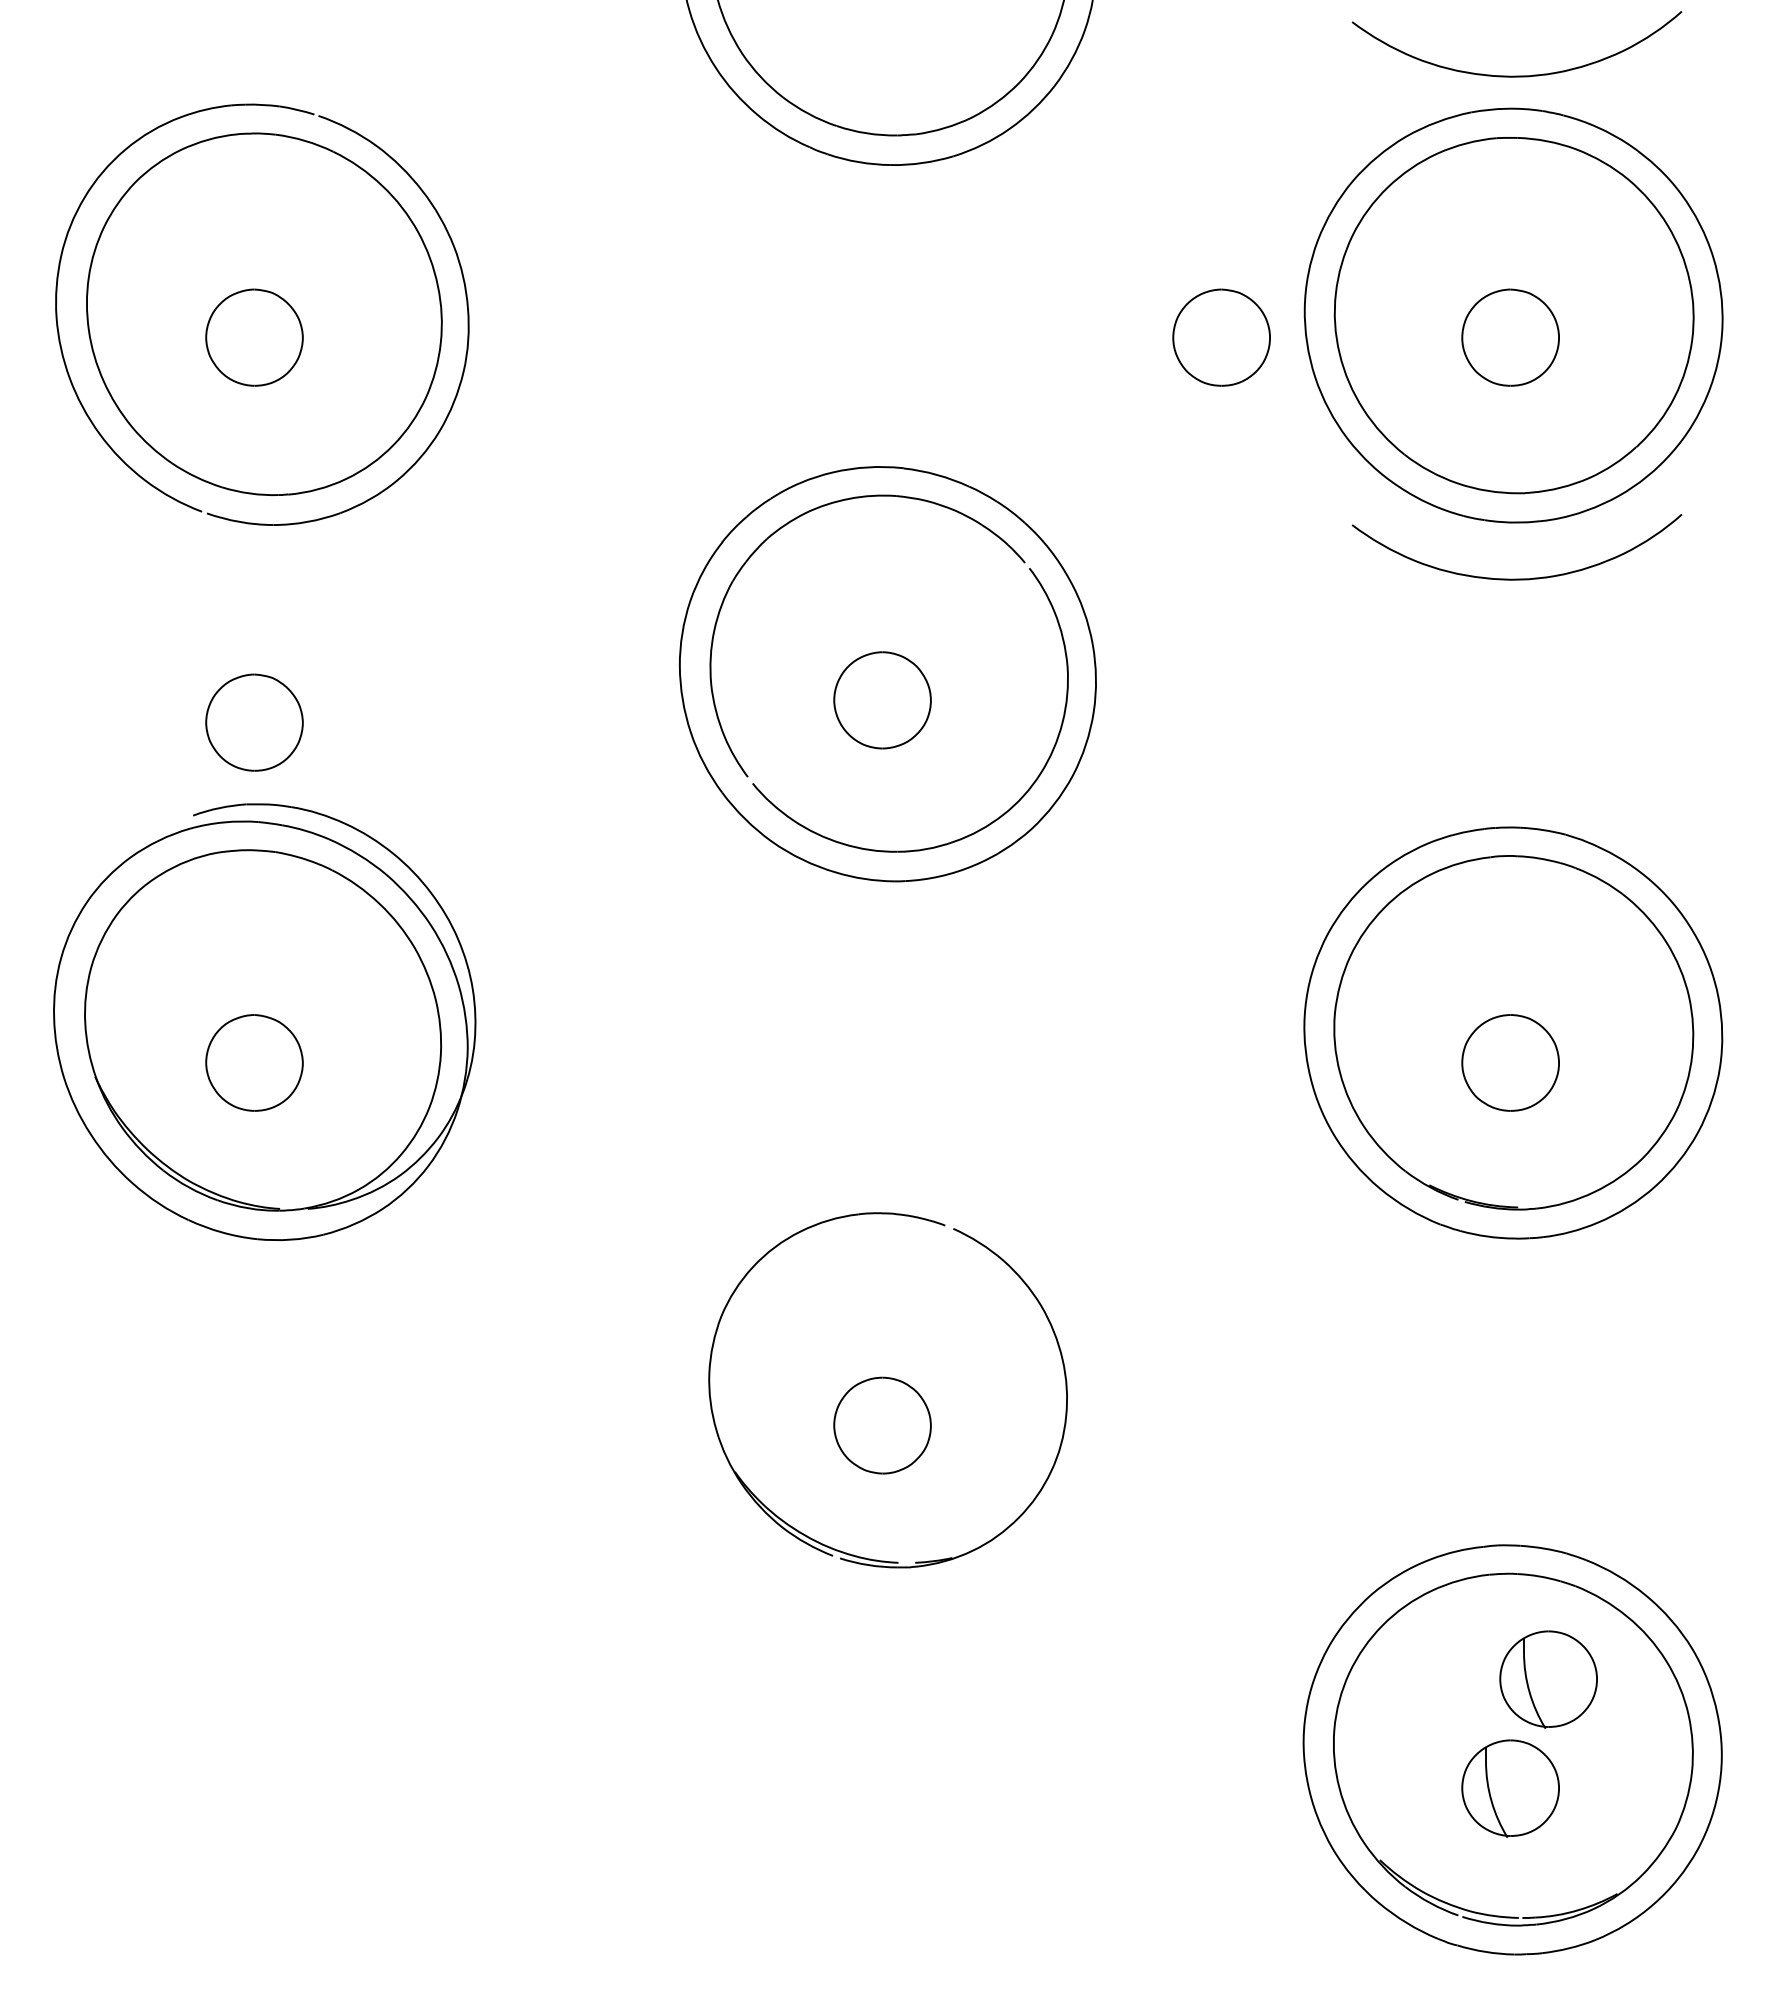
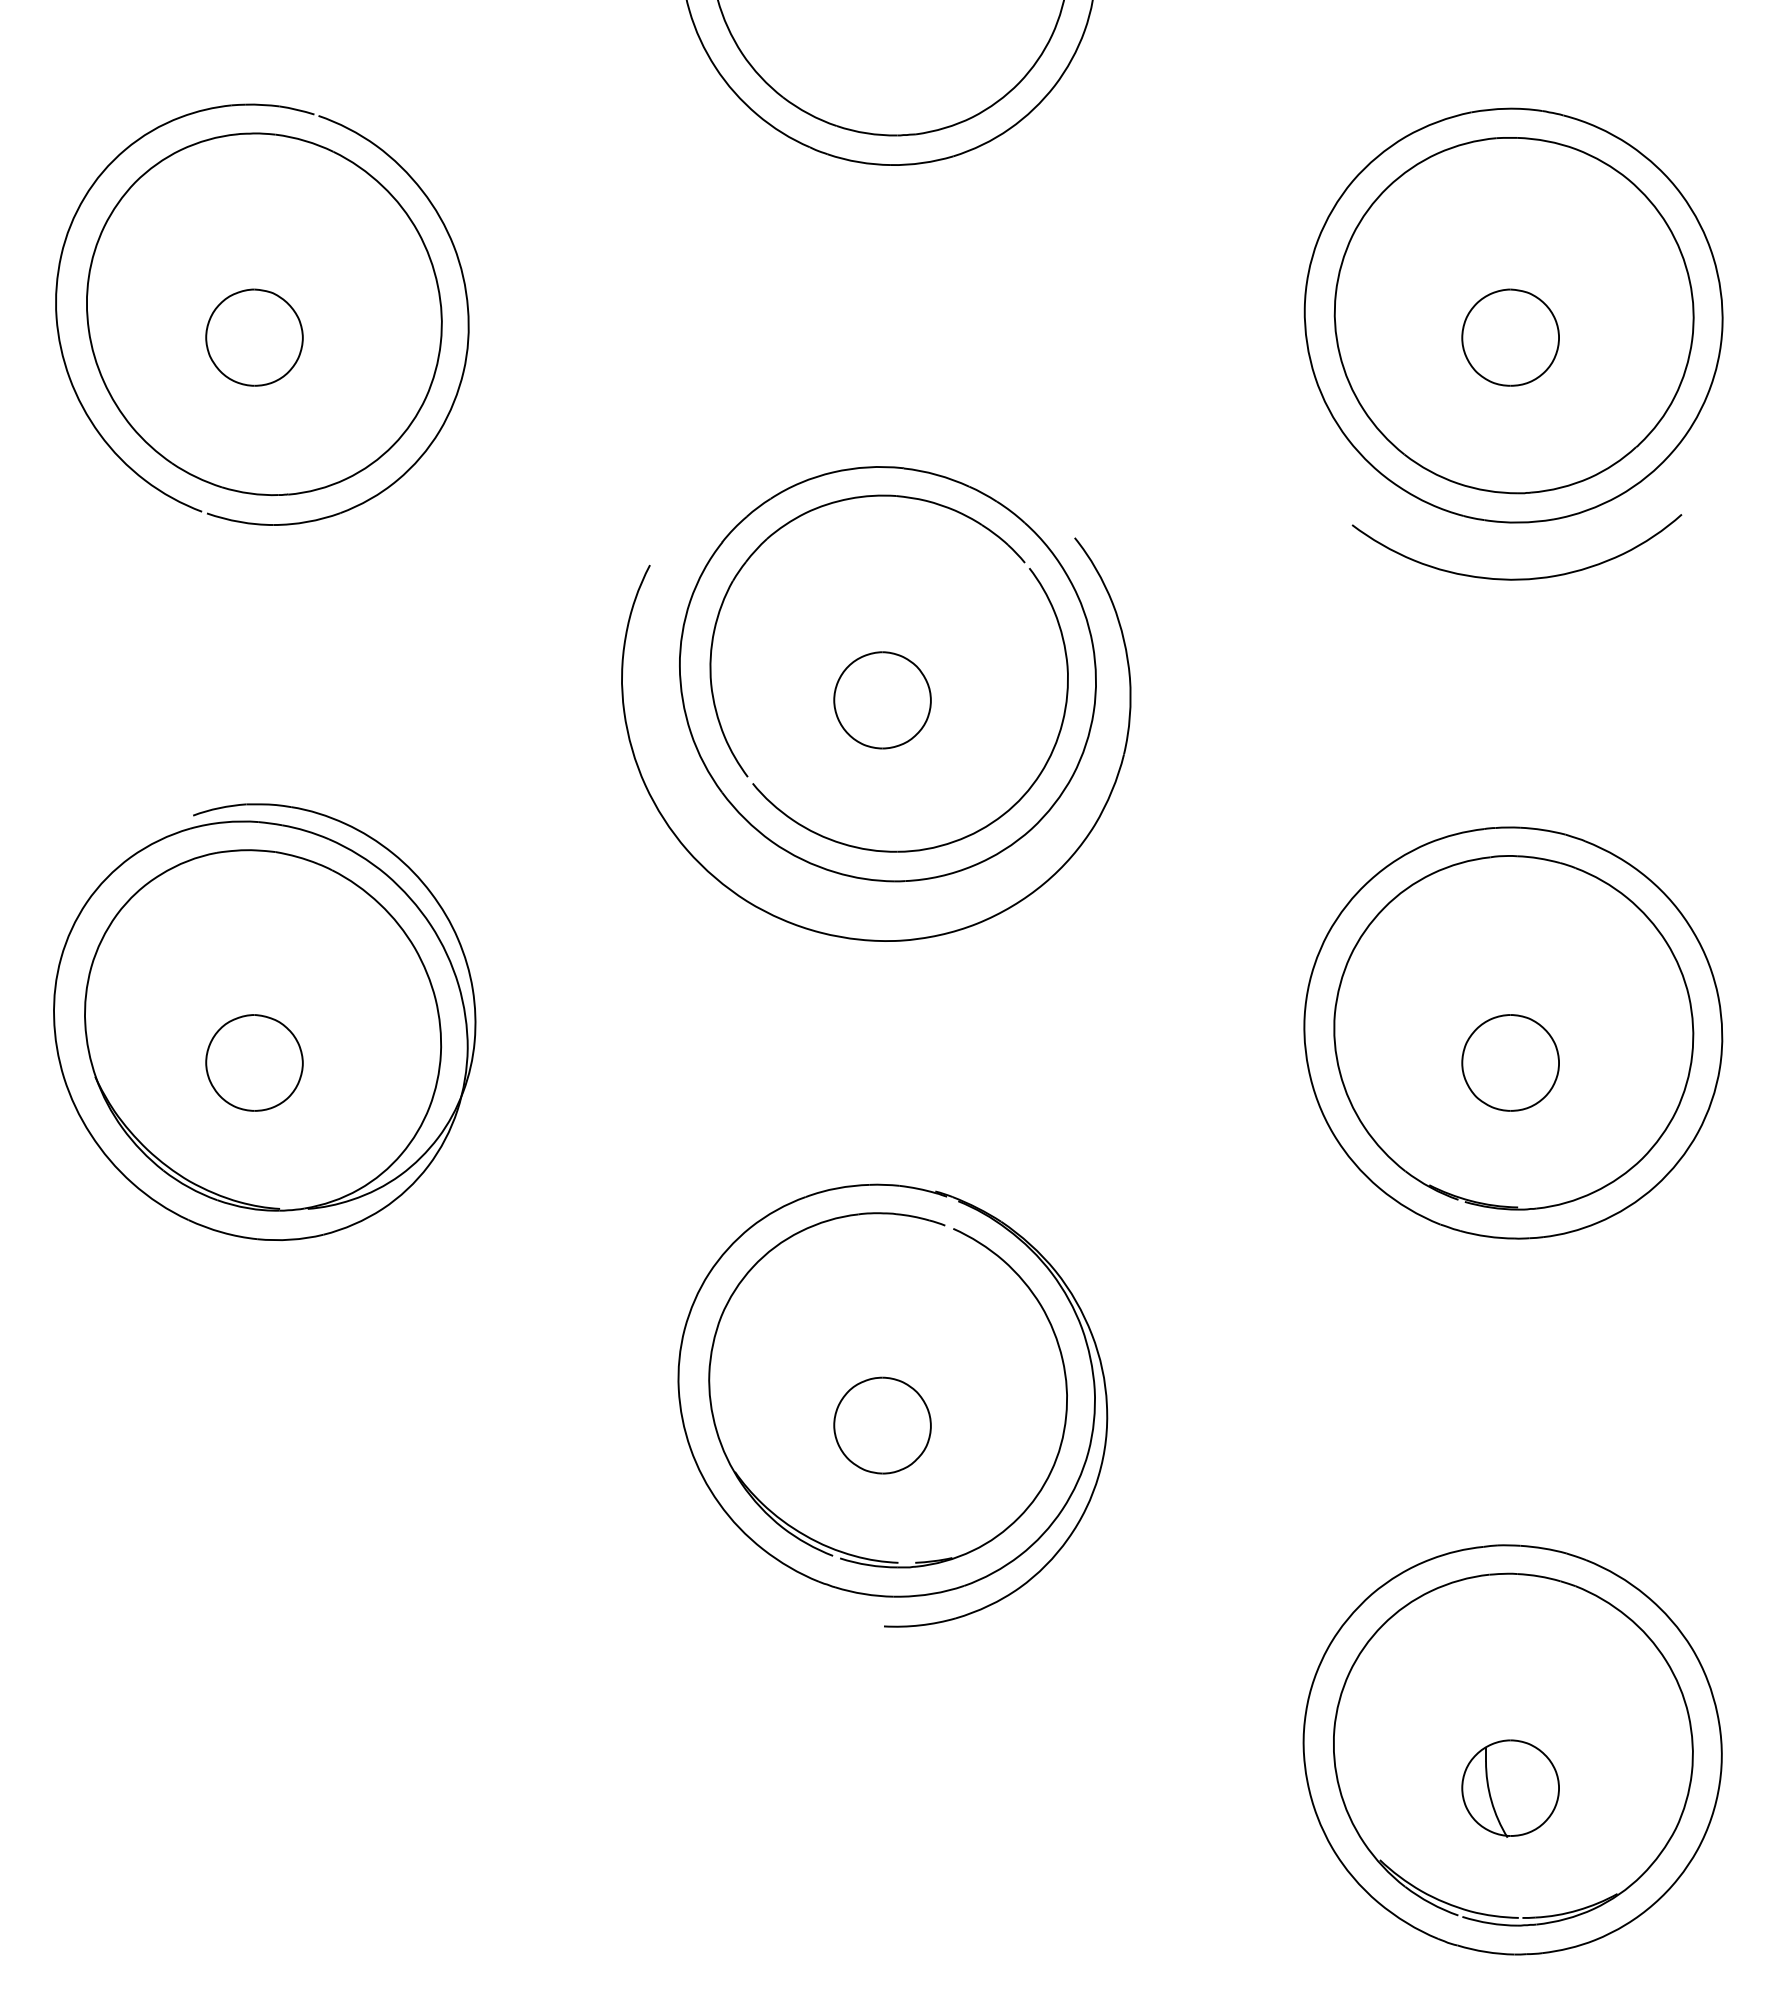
curve: present -> none (1516, 75)
part: present -> none (1221, 337)
part: present -> none (254, 722)
part: none -> present (840, 935)
part: none -> present (892, 1405)
part: present -> none (1548, 1679)
